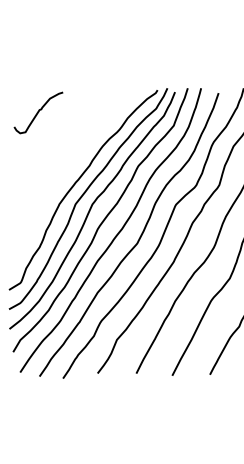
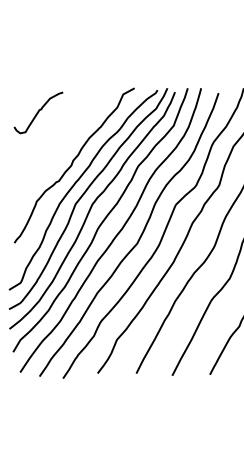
curve: none -> present (72, 165)
